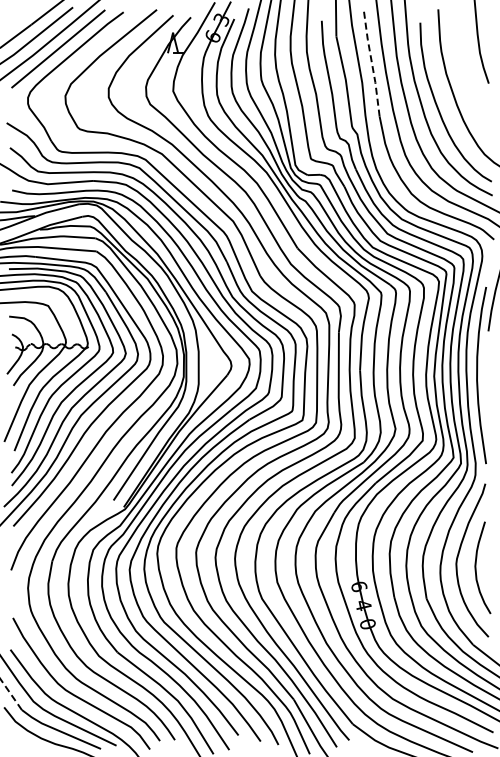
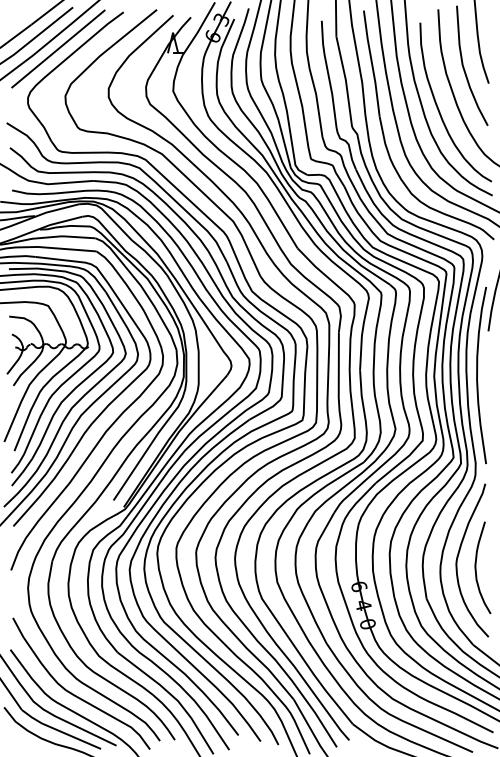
line: dashed -> solid (371, 63)
curve: none -> present (464, 67)
line: dashed -> solid (11, 694)
